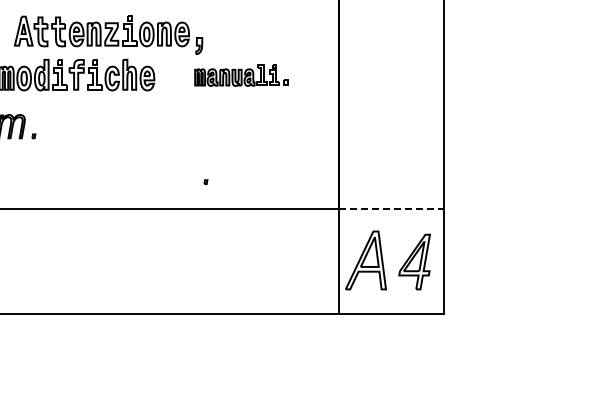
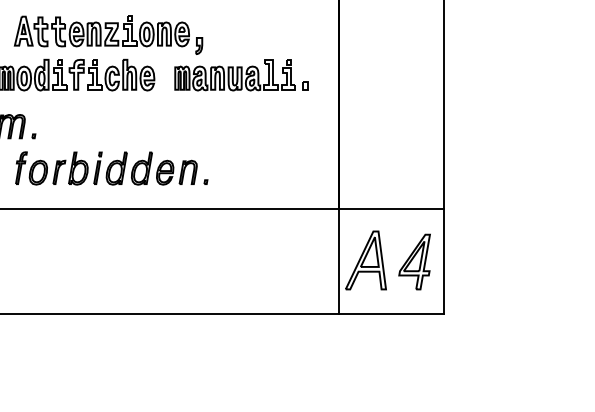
part size: 95x23 px -> 135x33 px (241, 75)
part: none -> present (106, 168)
line: dashed -> solid (391, 208)
